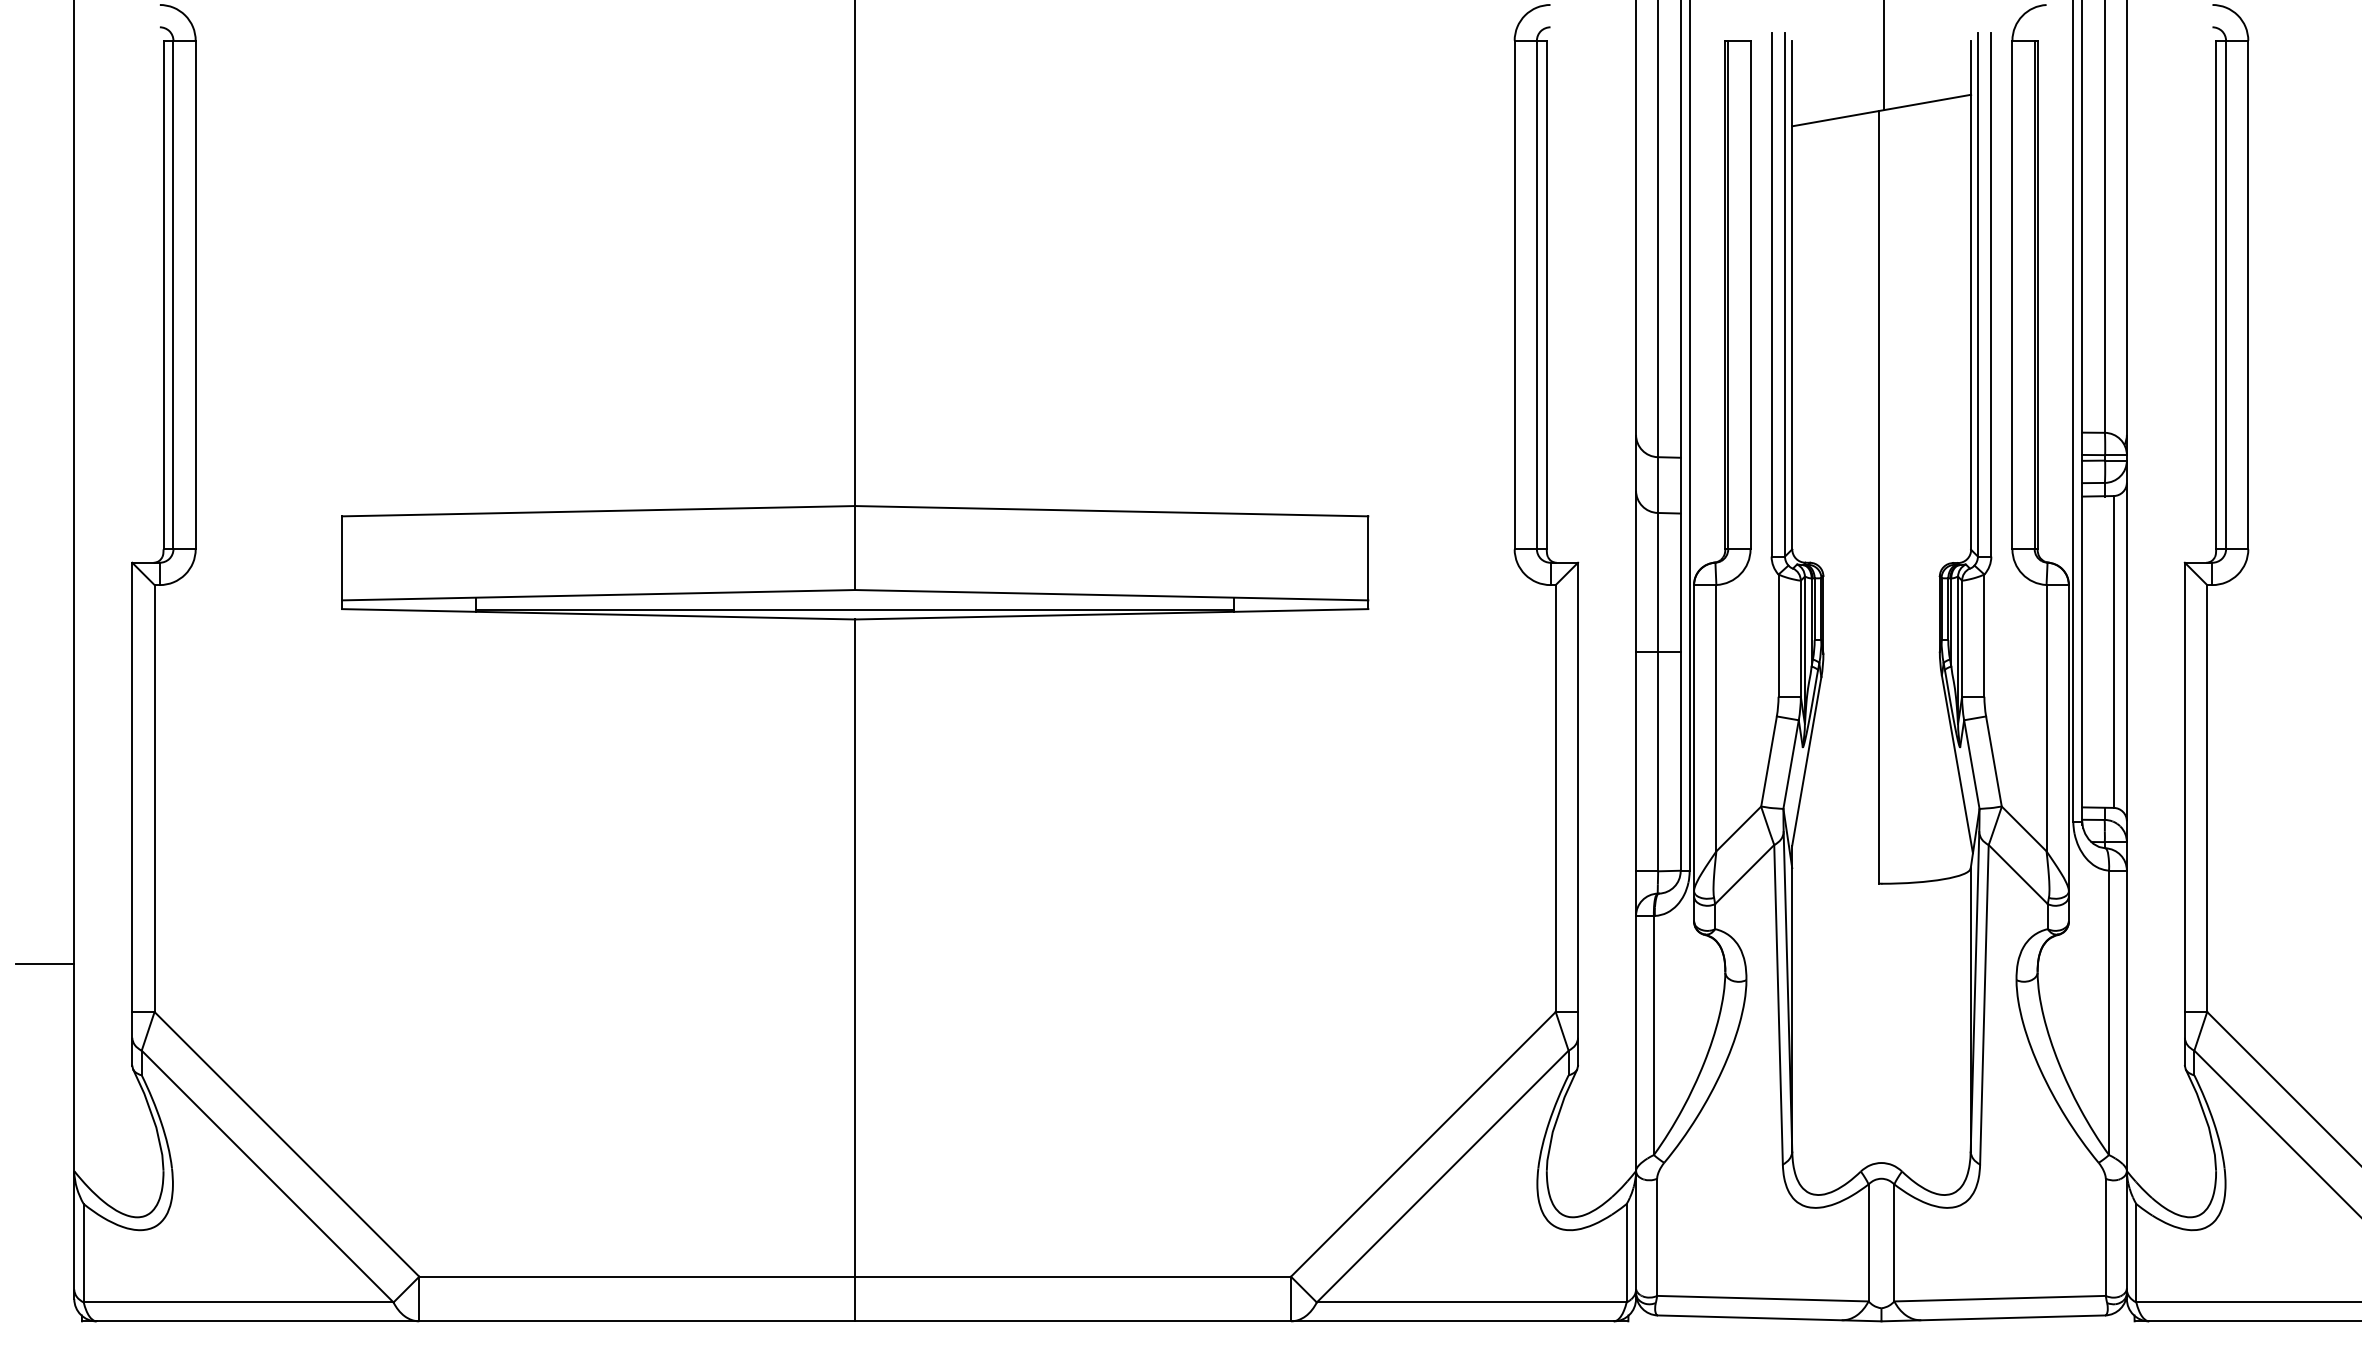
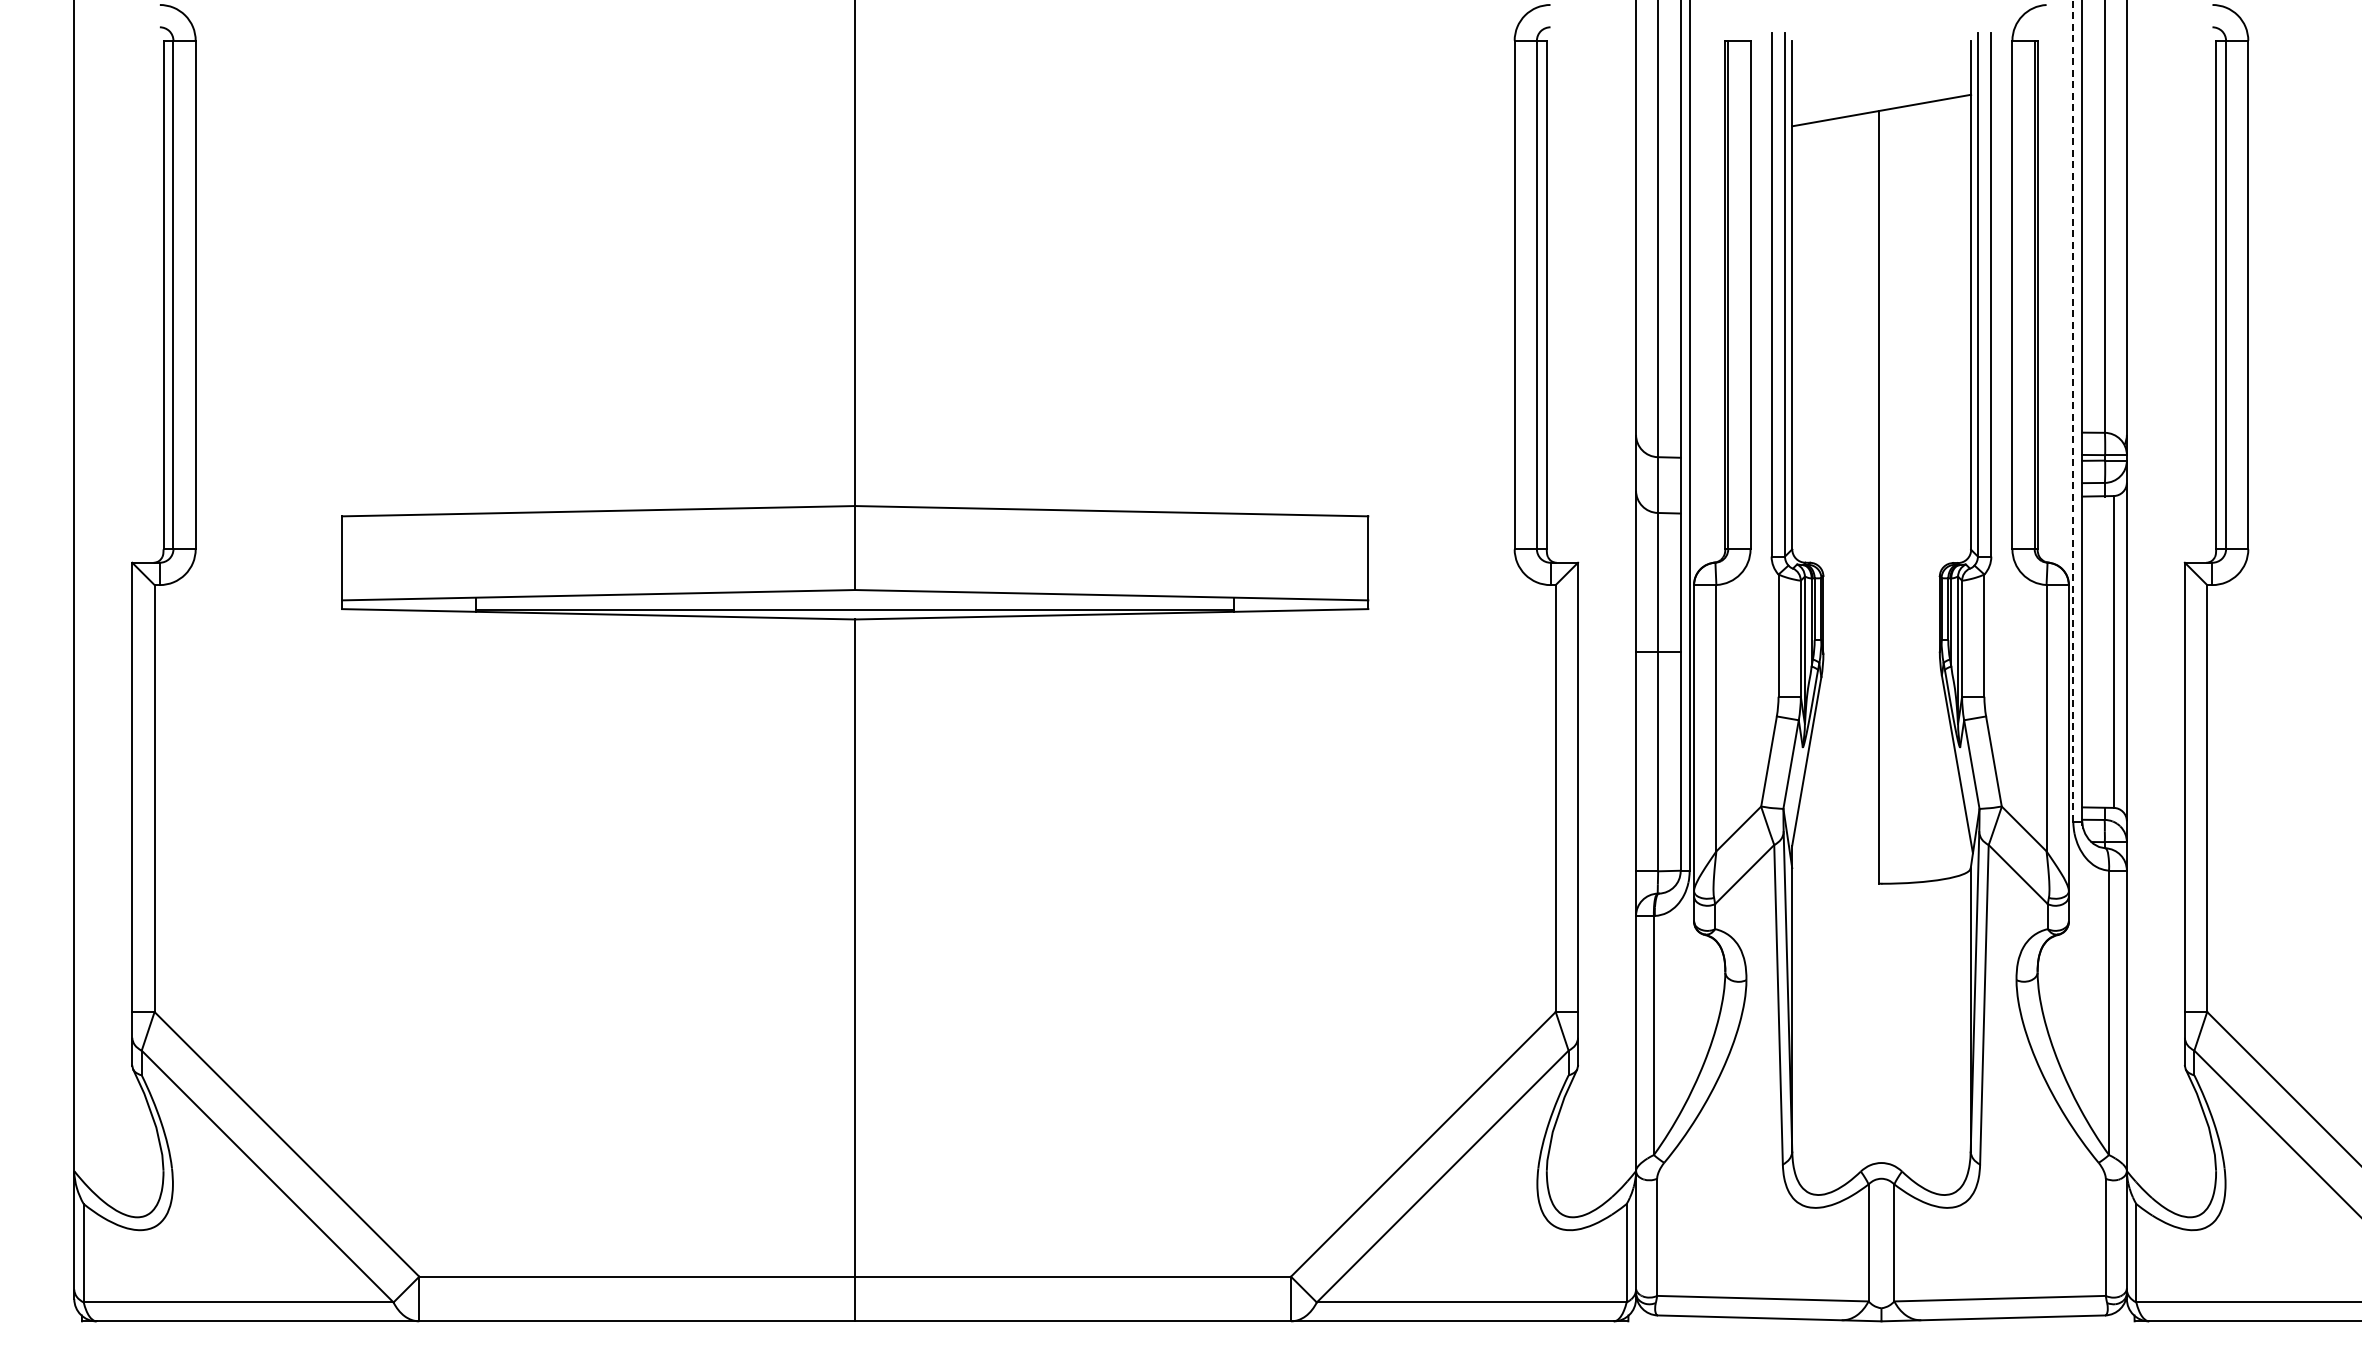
line: present -> none (1883, 56)
line: solid -> dashed (2073, 410)
line: present -> none (45, 964)
